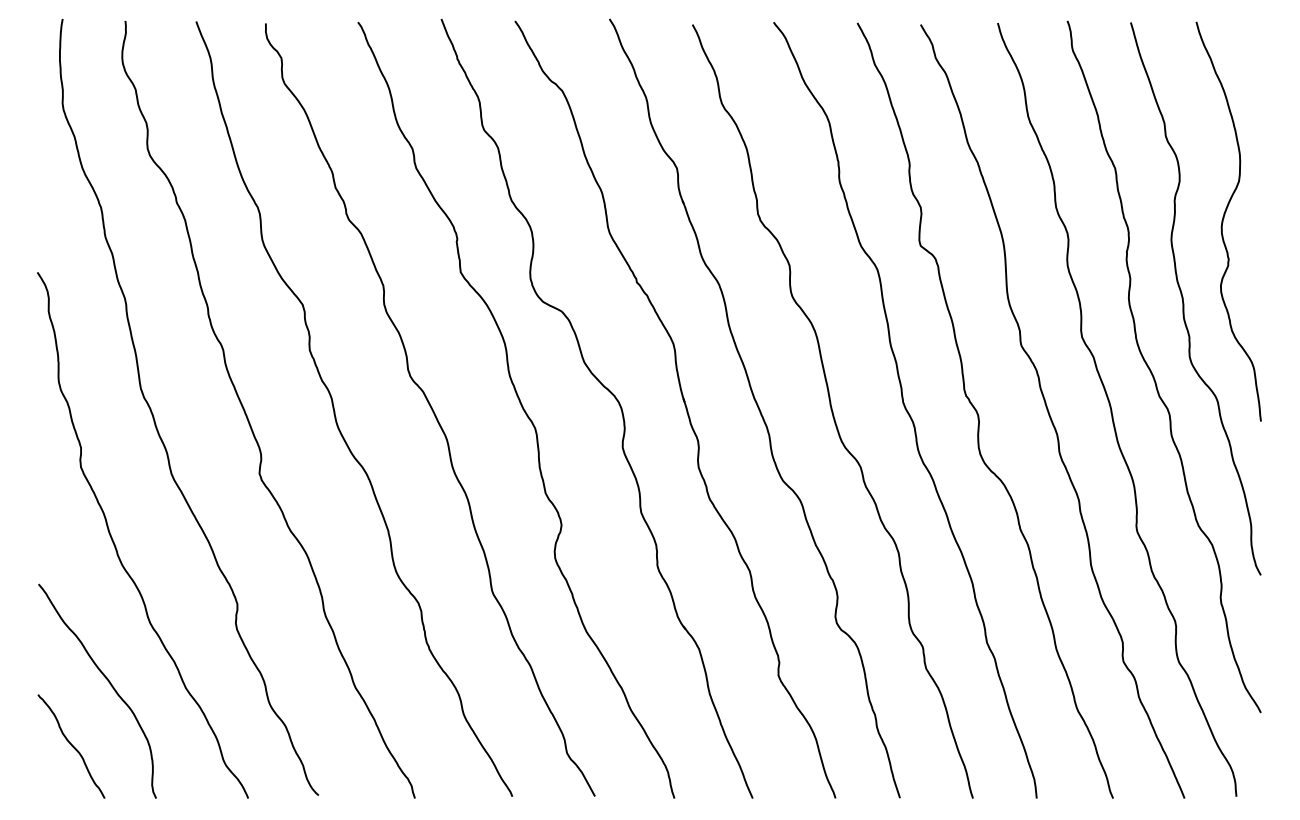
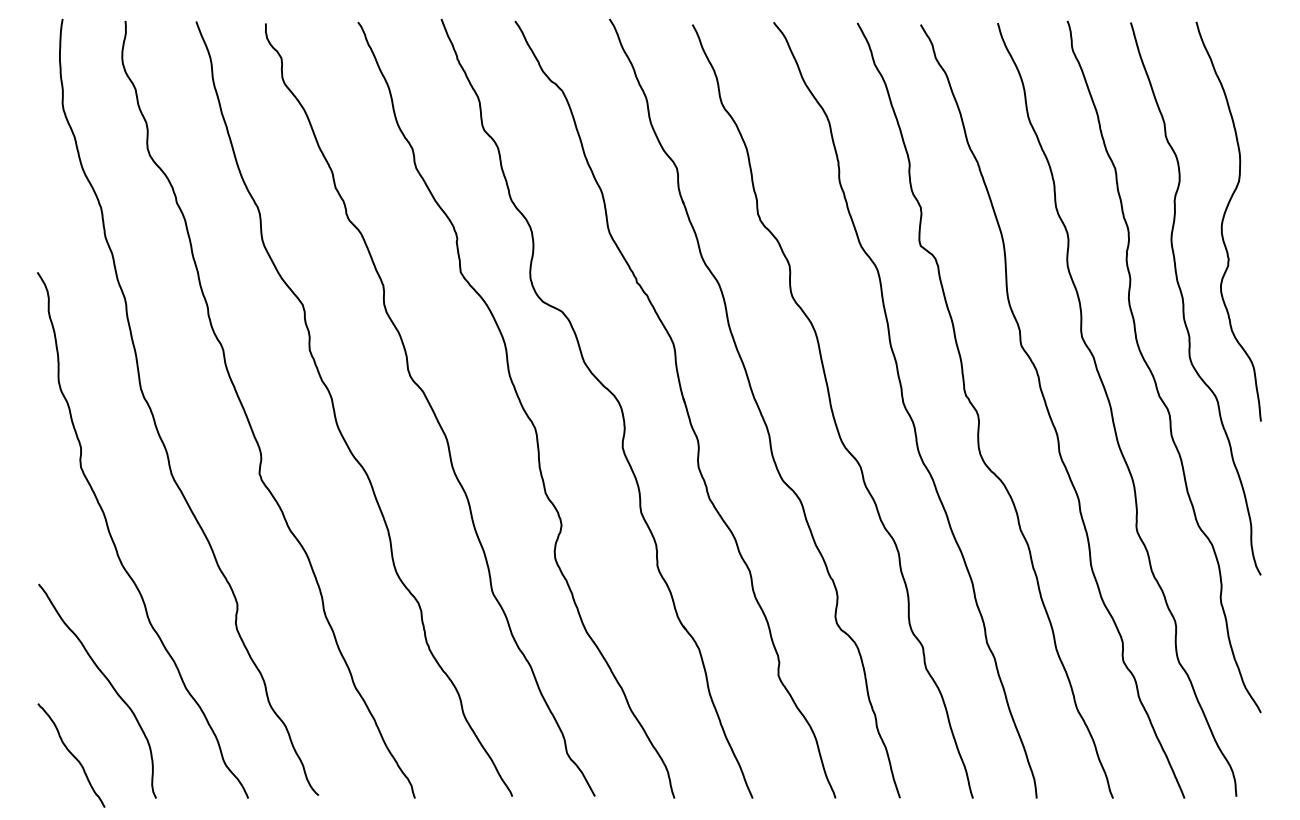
curve position: (71, 746) -> (71, 755) (71, 755)
